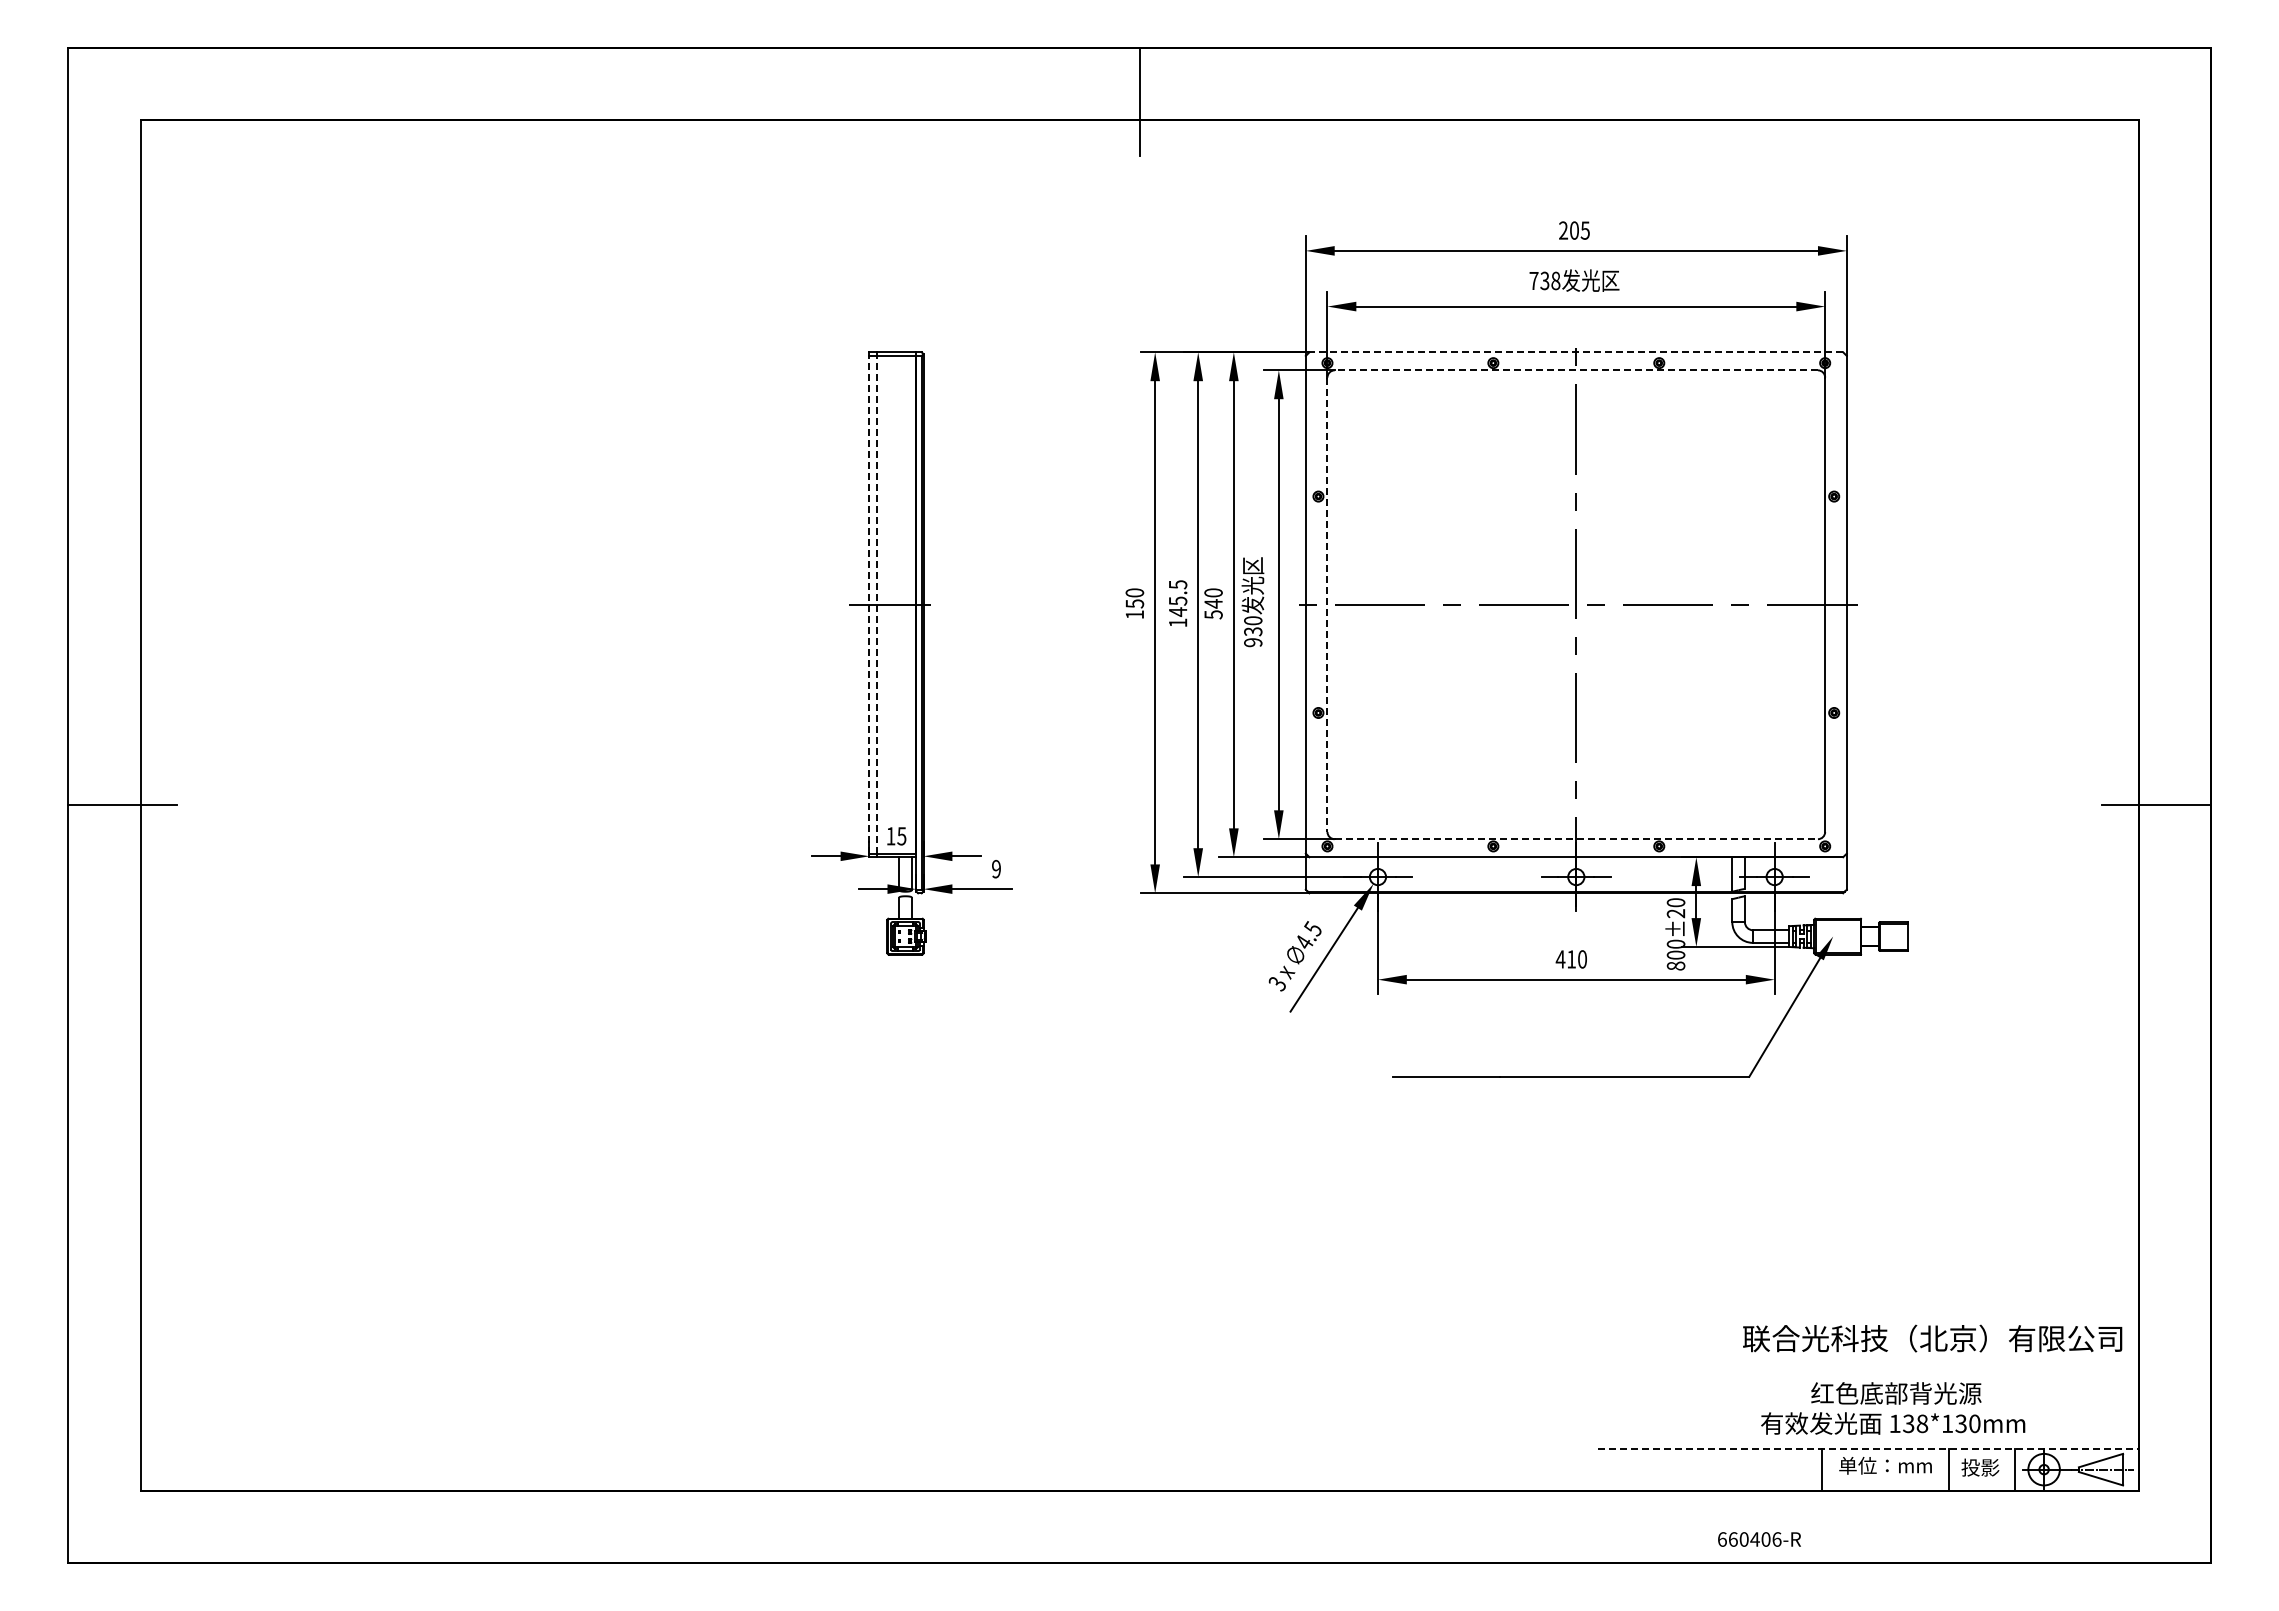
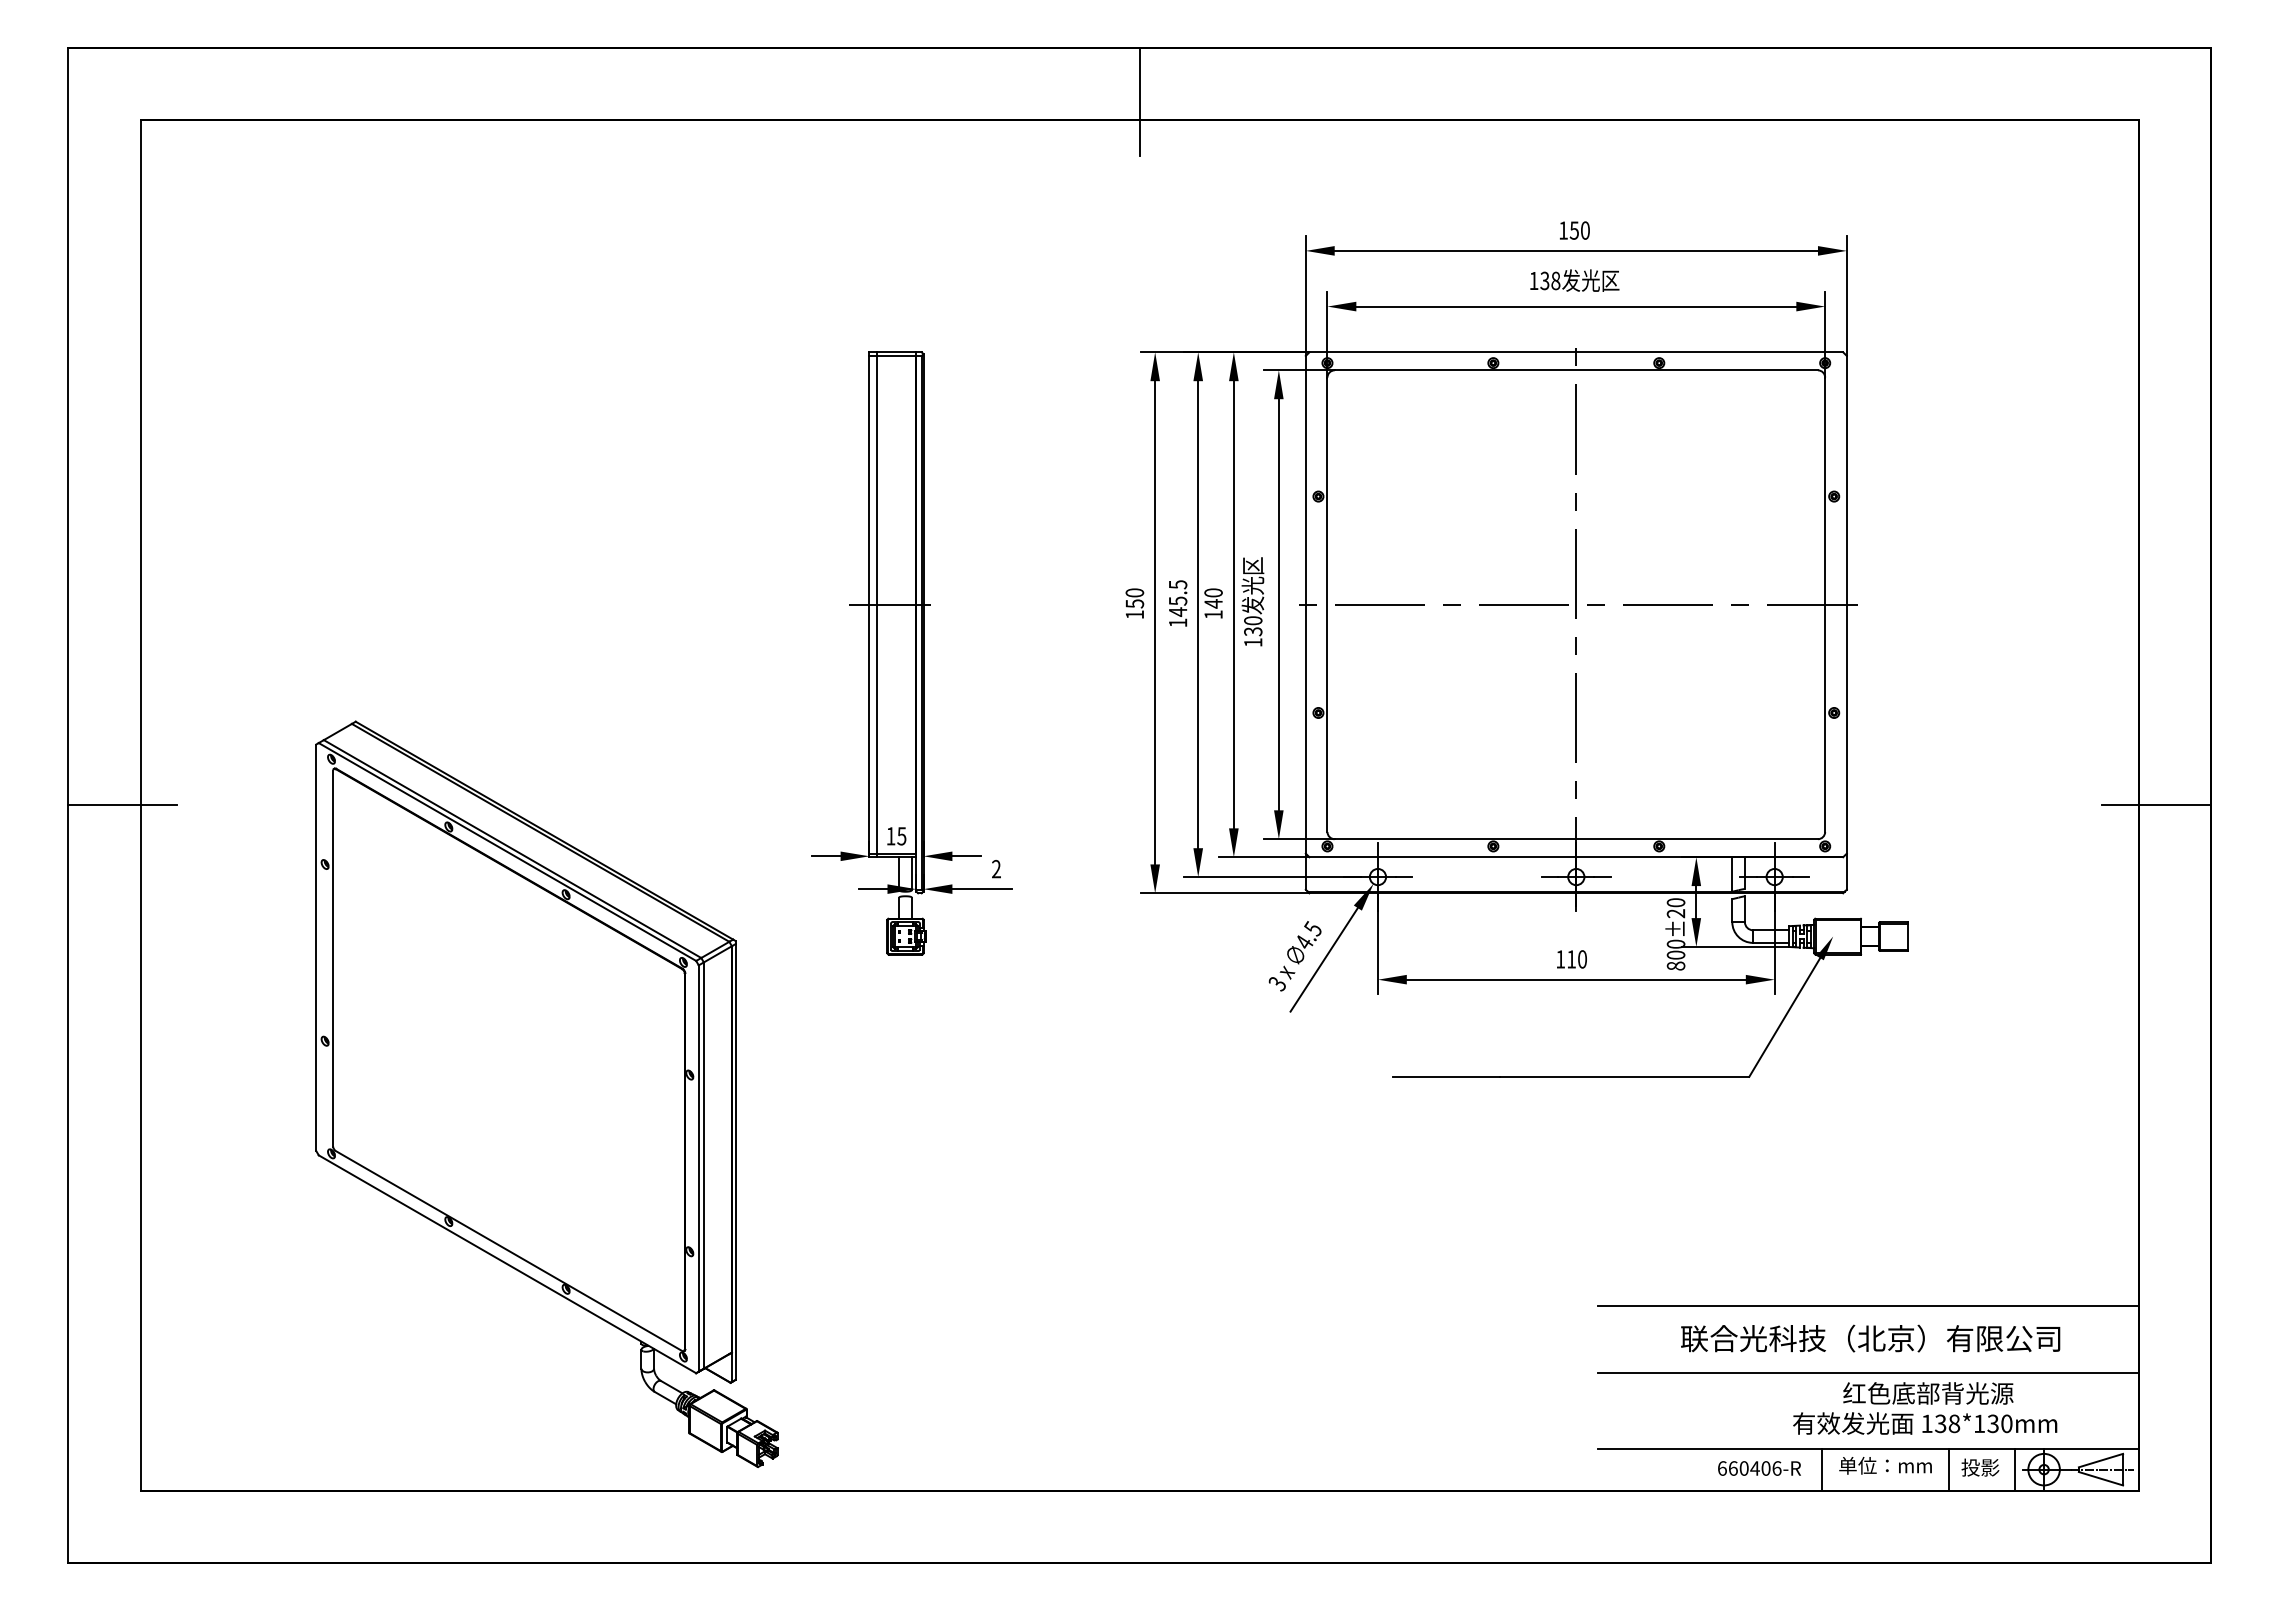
text: 205 -> 150 (1574, 230)
text: 738 -> 138 (1533, 280)
line: dashed -> solid (1576, 352)
line: dashed -> solid (1576, 370)
line: dashed -> solid (869, 604)
line: dashed -> solid (876, 604)
line: dashed -> solid (1327, 605)
text: 540 -> 140 (1213, 614)
text: 930 -> 130 (1253, 642)
line: dashed -> solid (1576, 839)
text: 9 -> 2 (996, 869)
text: 410 -> 110 (1560, 959)
part: none -> present (546, 1093)
line: none -> present (1867, 1305)
text position: (1932, 1338) -> (1870, 1338) (1870, 1338)
line: none -> present (1867, 1372)
text position: (1893, 1408) -> (1925, 1408) (1925, 1408)
line: dashed -> solid (1868, 1448)
text position: (1759, 1539) -> (1759, 1468) (1759, 1468)
